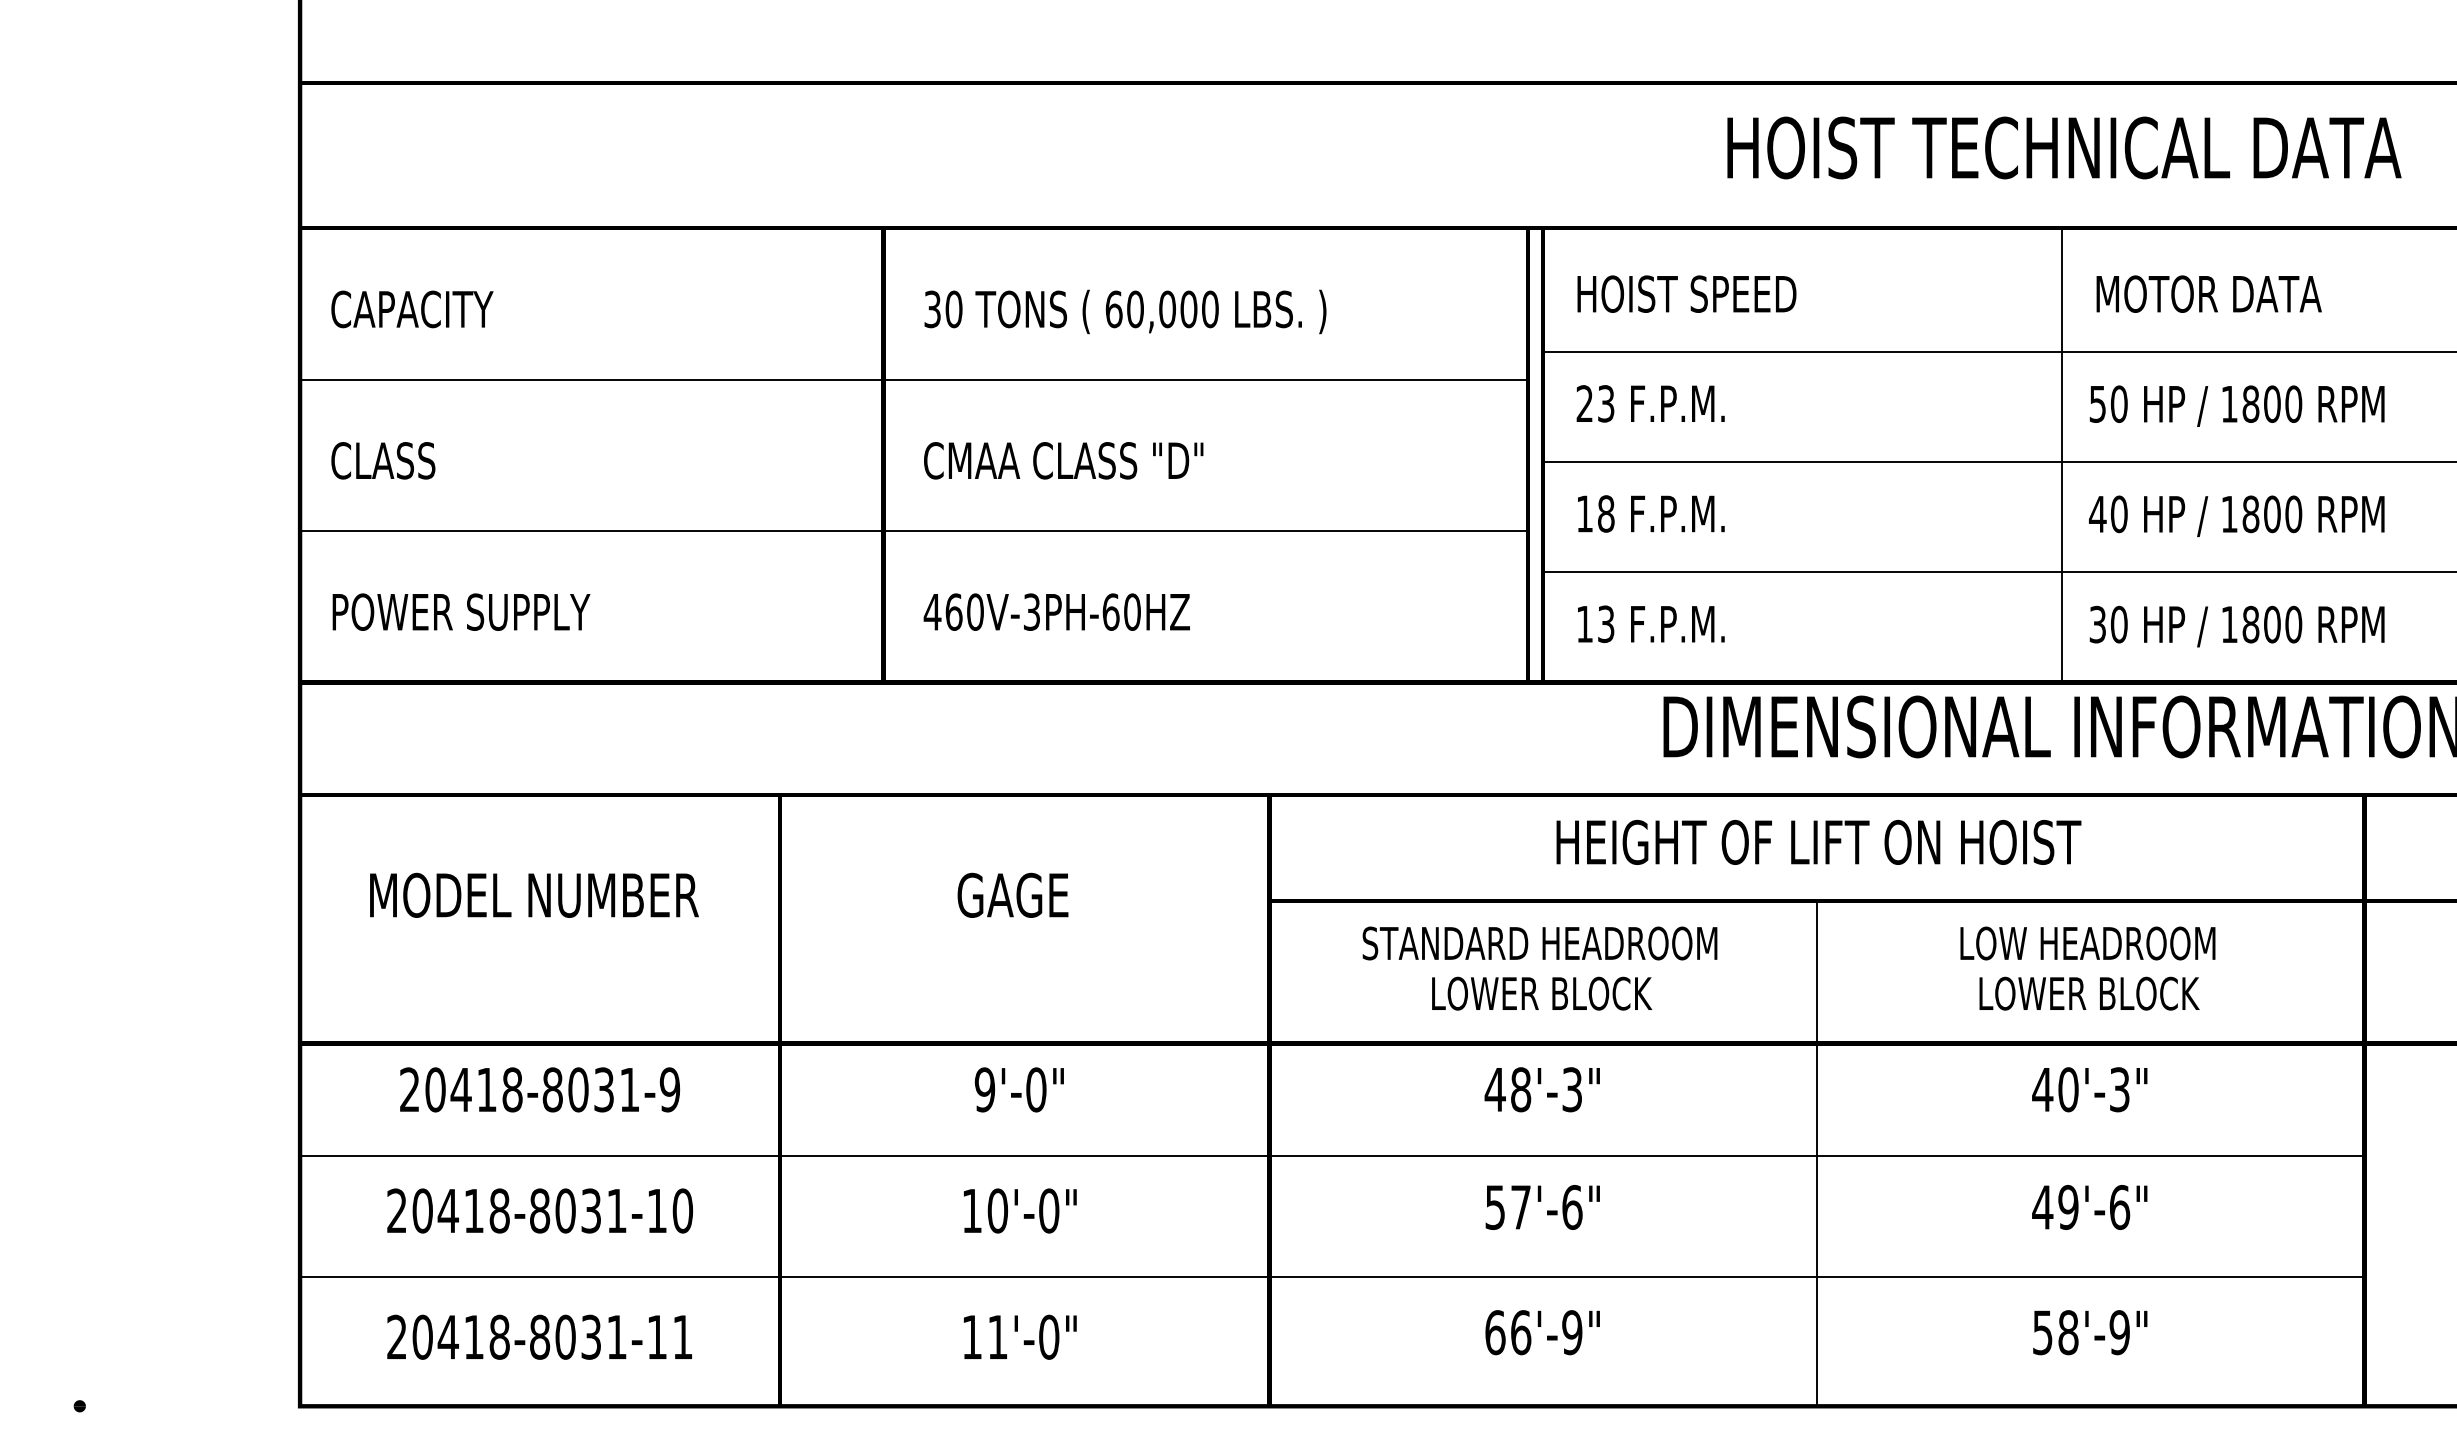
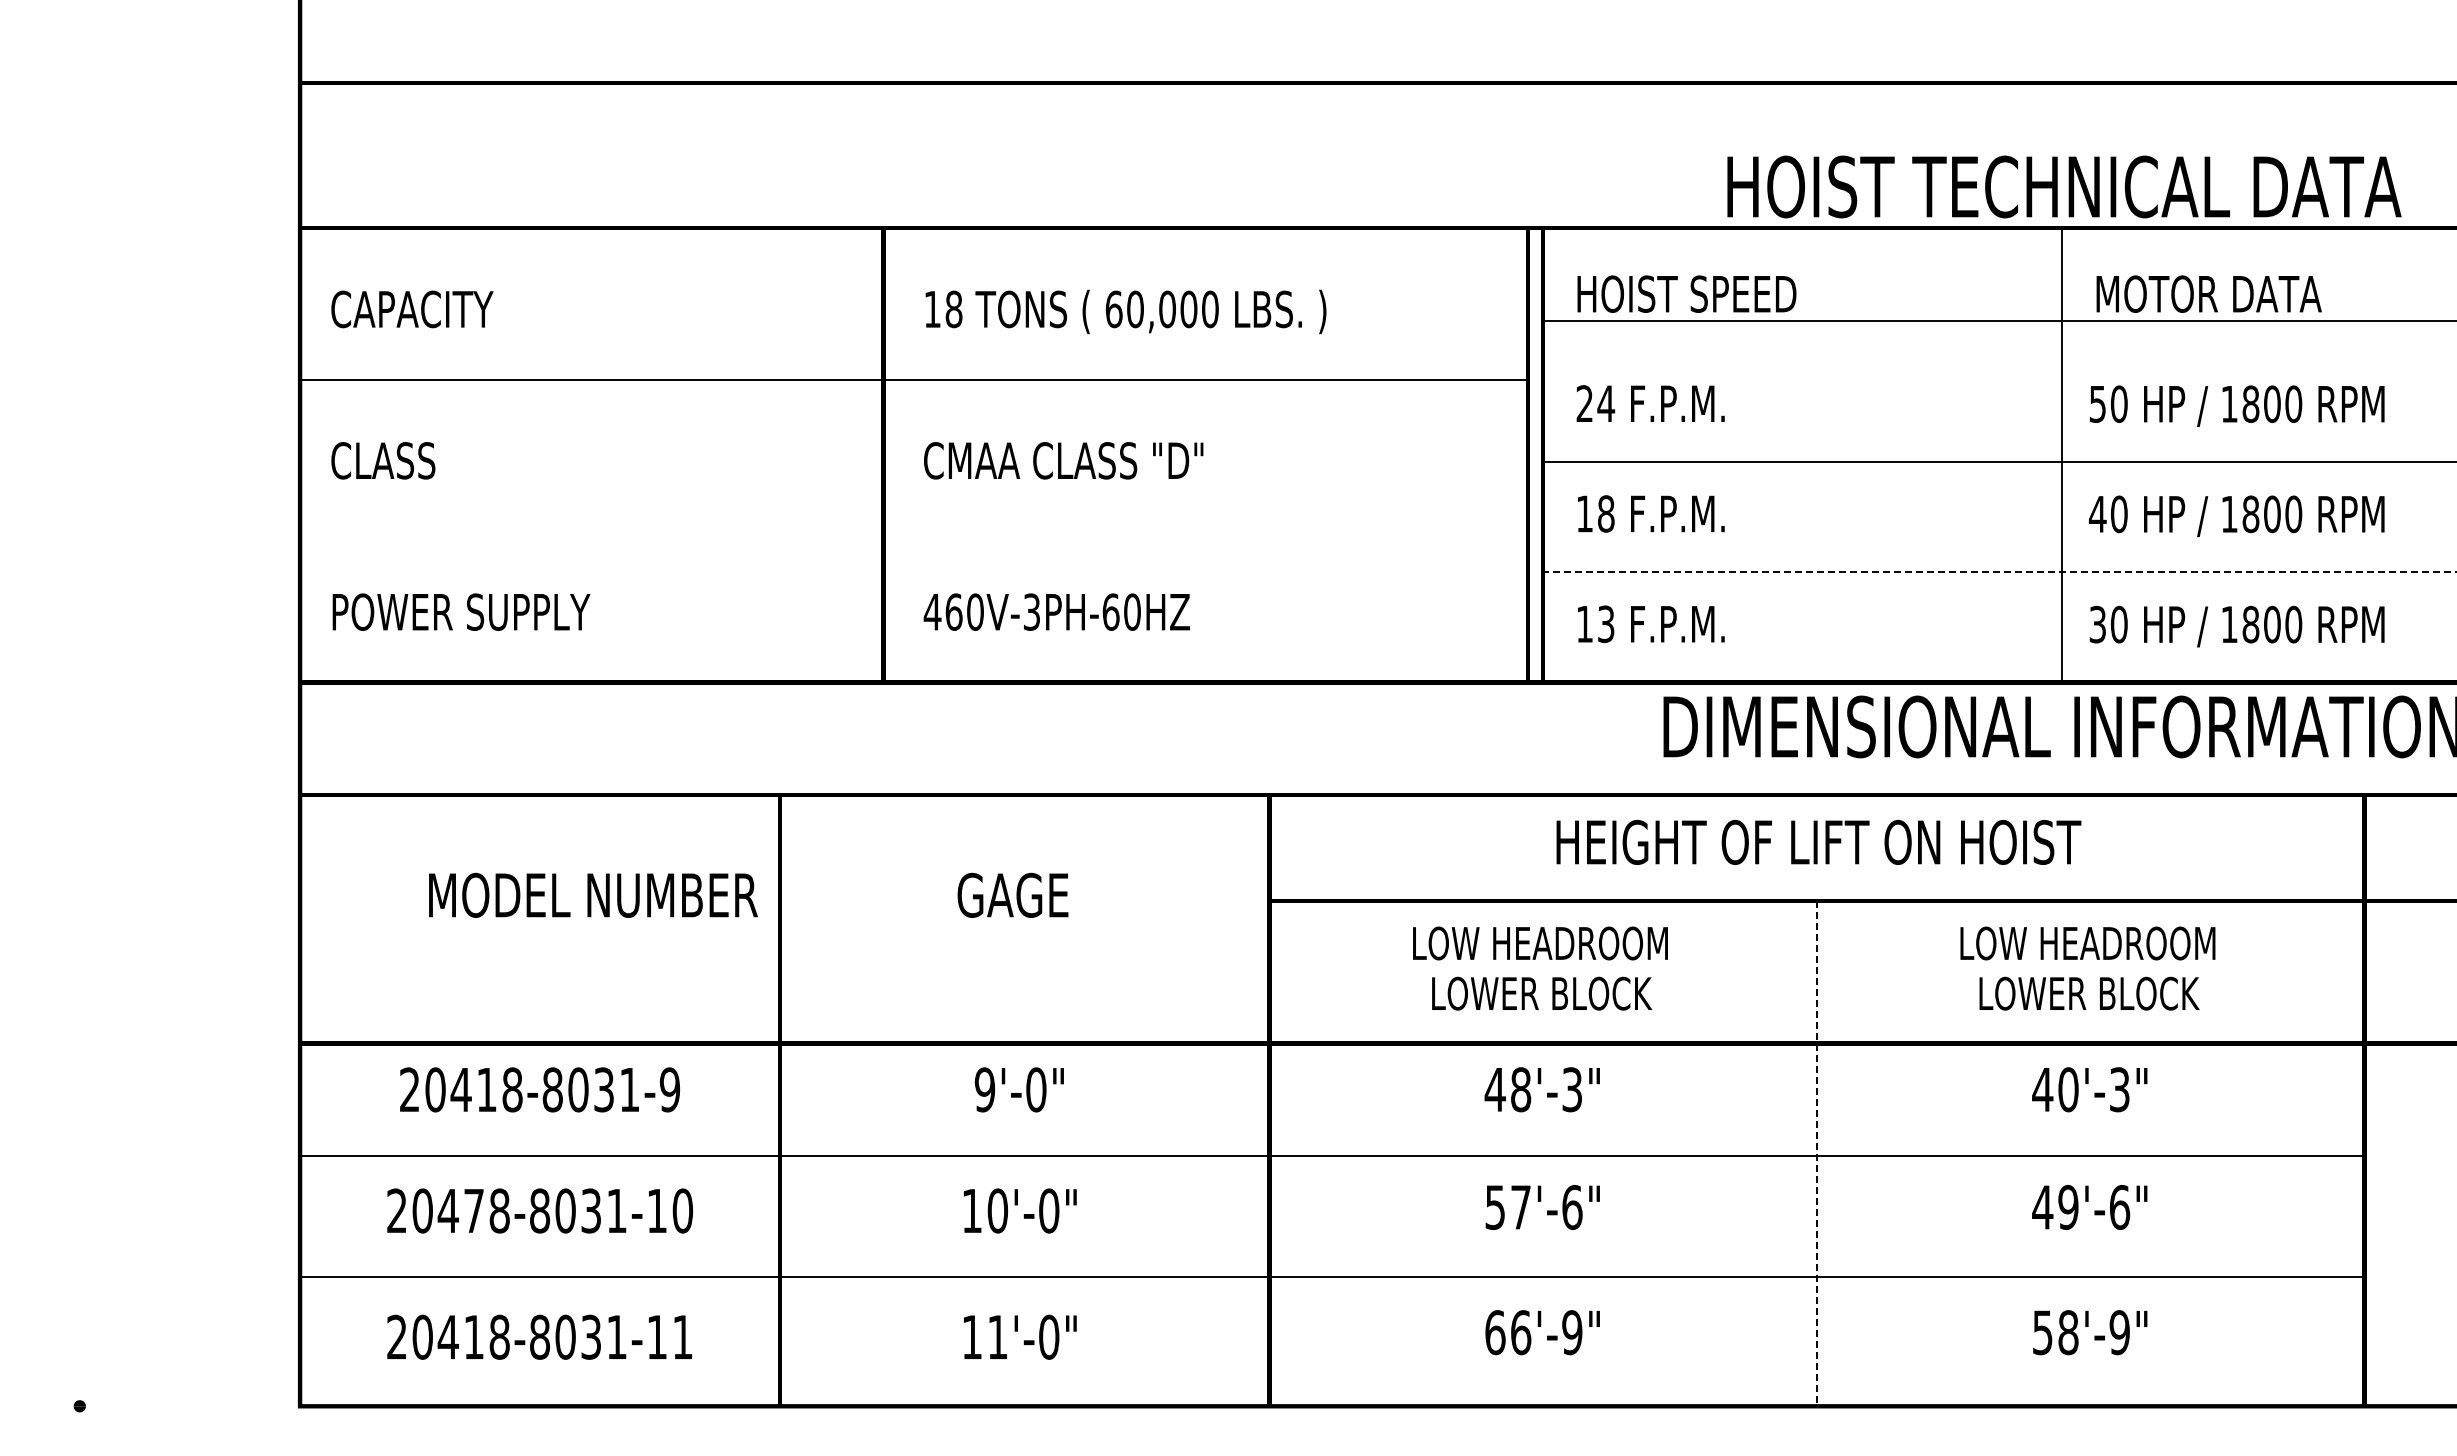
text position: (2064, 147) -> (2064, 186) (2064, 186)
text: 30 -> 18 (943, 309)
line position: (1998, 351) -> (1998, 320) (1998, 320)
text: 23 -> 24 (1606, 403)
line: present -> none (913, 530)
line: solid -> dashed (2000, 572)
text position: (534, 894) -> (593, 894) (593, 894)
text: STANDARD HEADROOM -> LOW HEADROOM (1539, 943)
line: solid -> dashed (1816, 1153)
text: 20418-8031-10 -> 20478-8031-10 (473, 1210)
